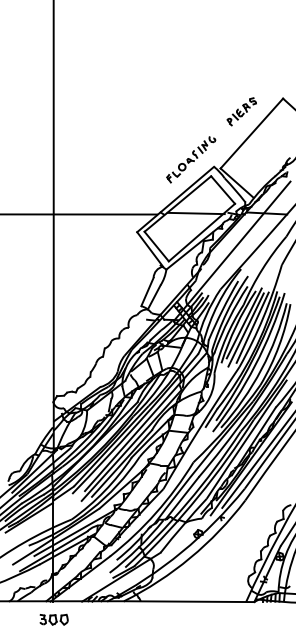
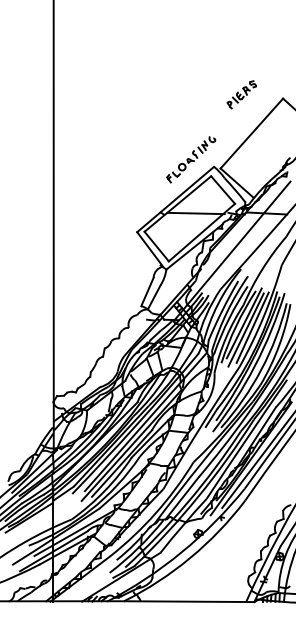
part position: (241, 111) -> (241, 94) (241, 94)
line: present -> none (79, 214)
part: present -> none (53, 619)
